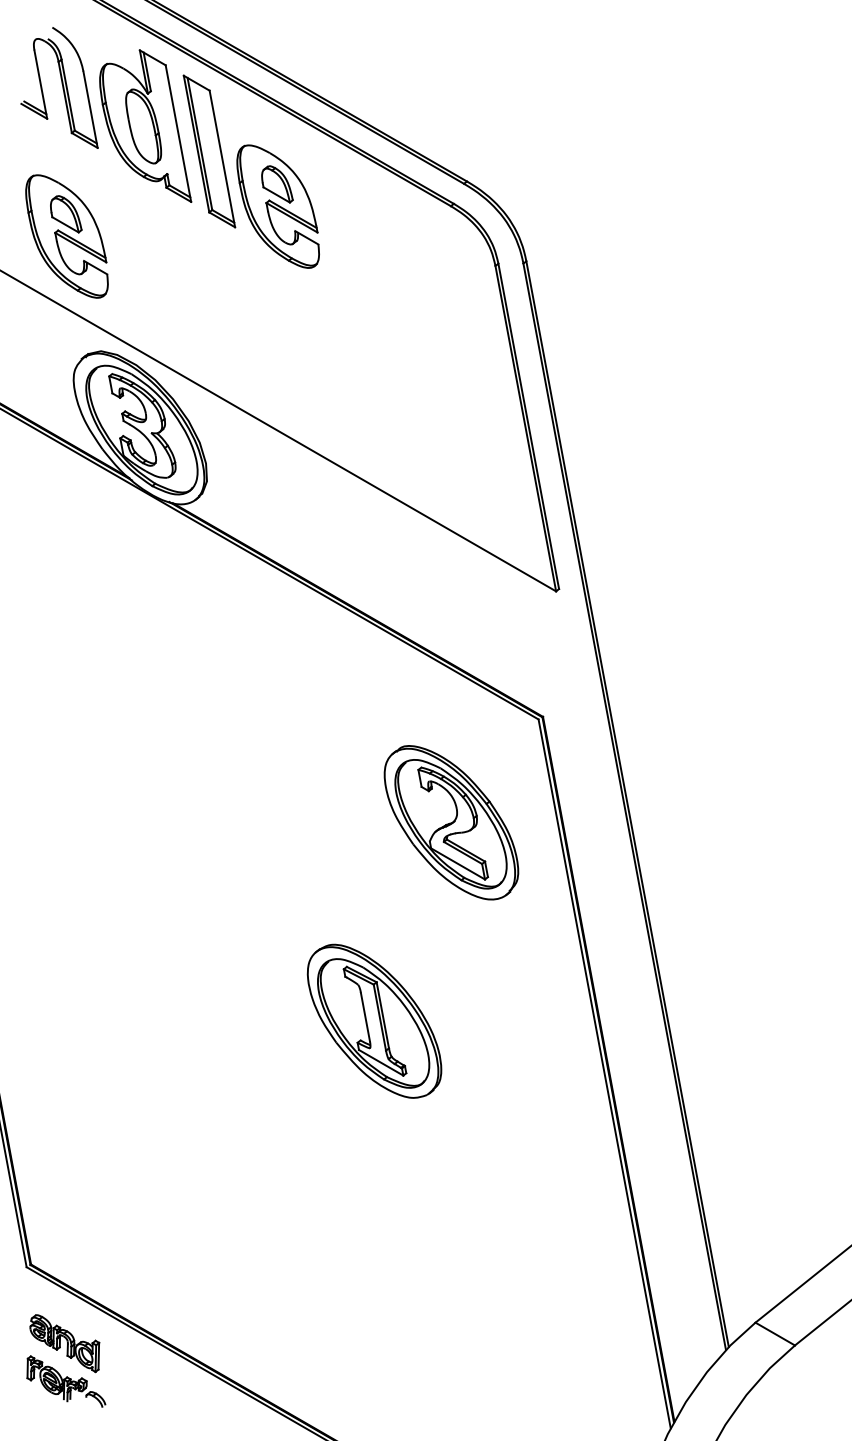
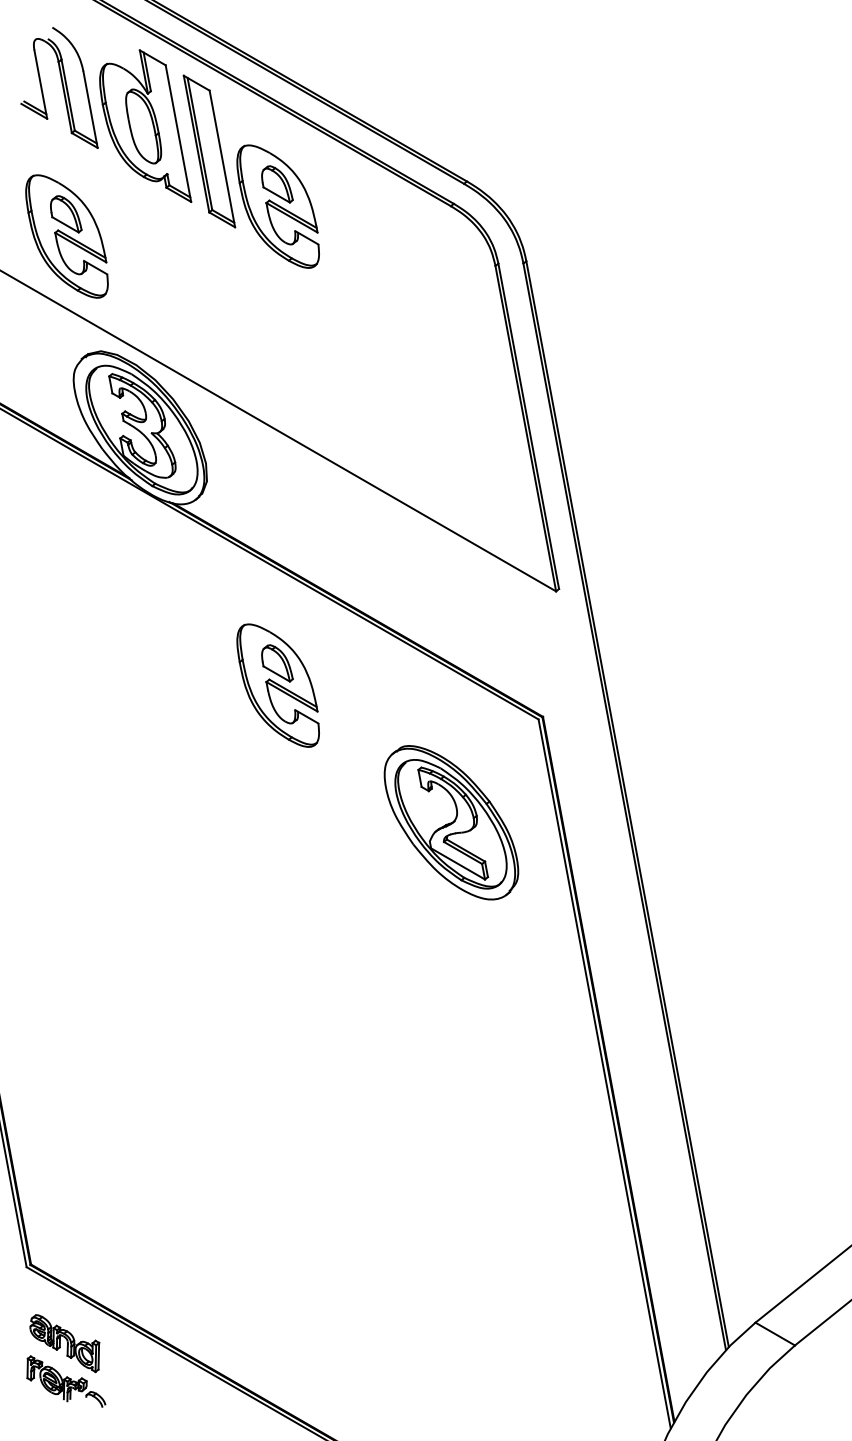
part: none -> present (277, 685)
part: present -> none (374, 1020)
